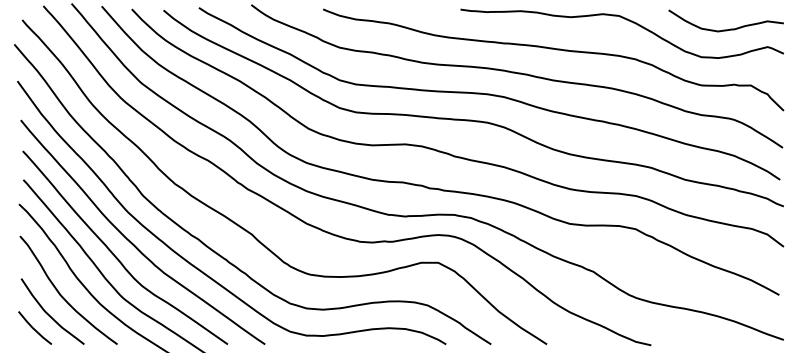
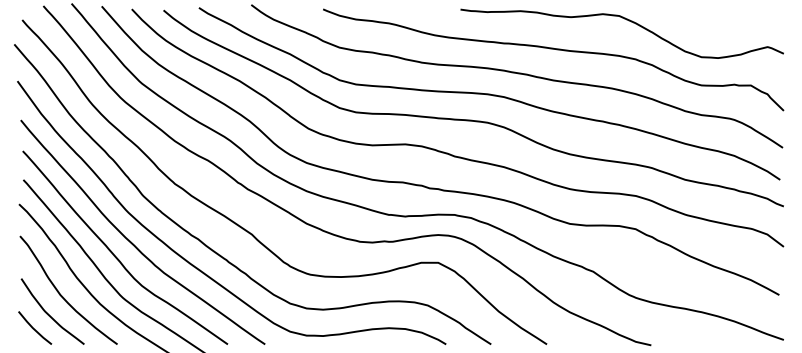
curve: present -> none (725, 29)
